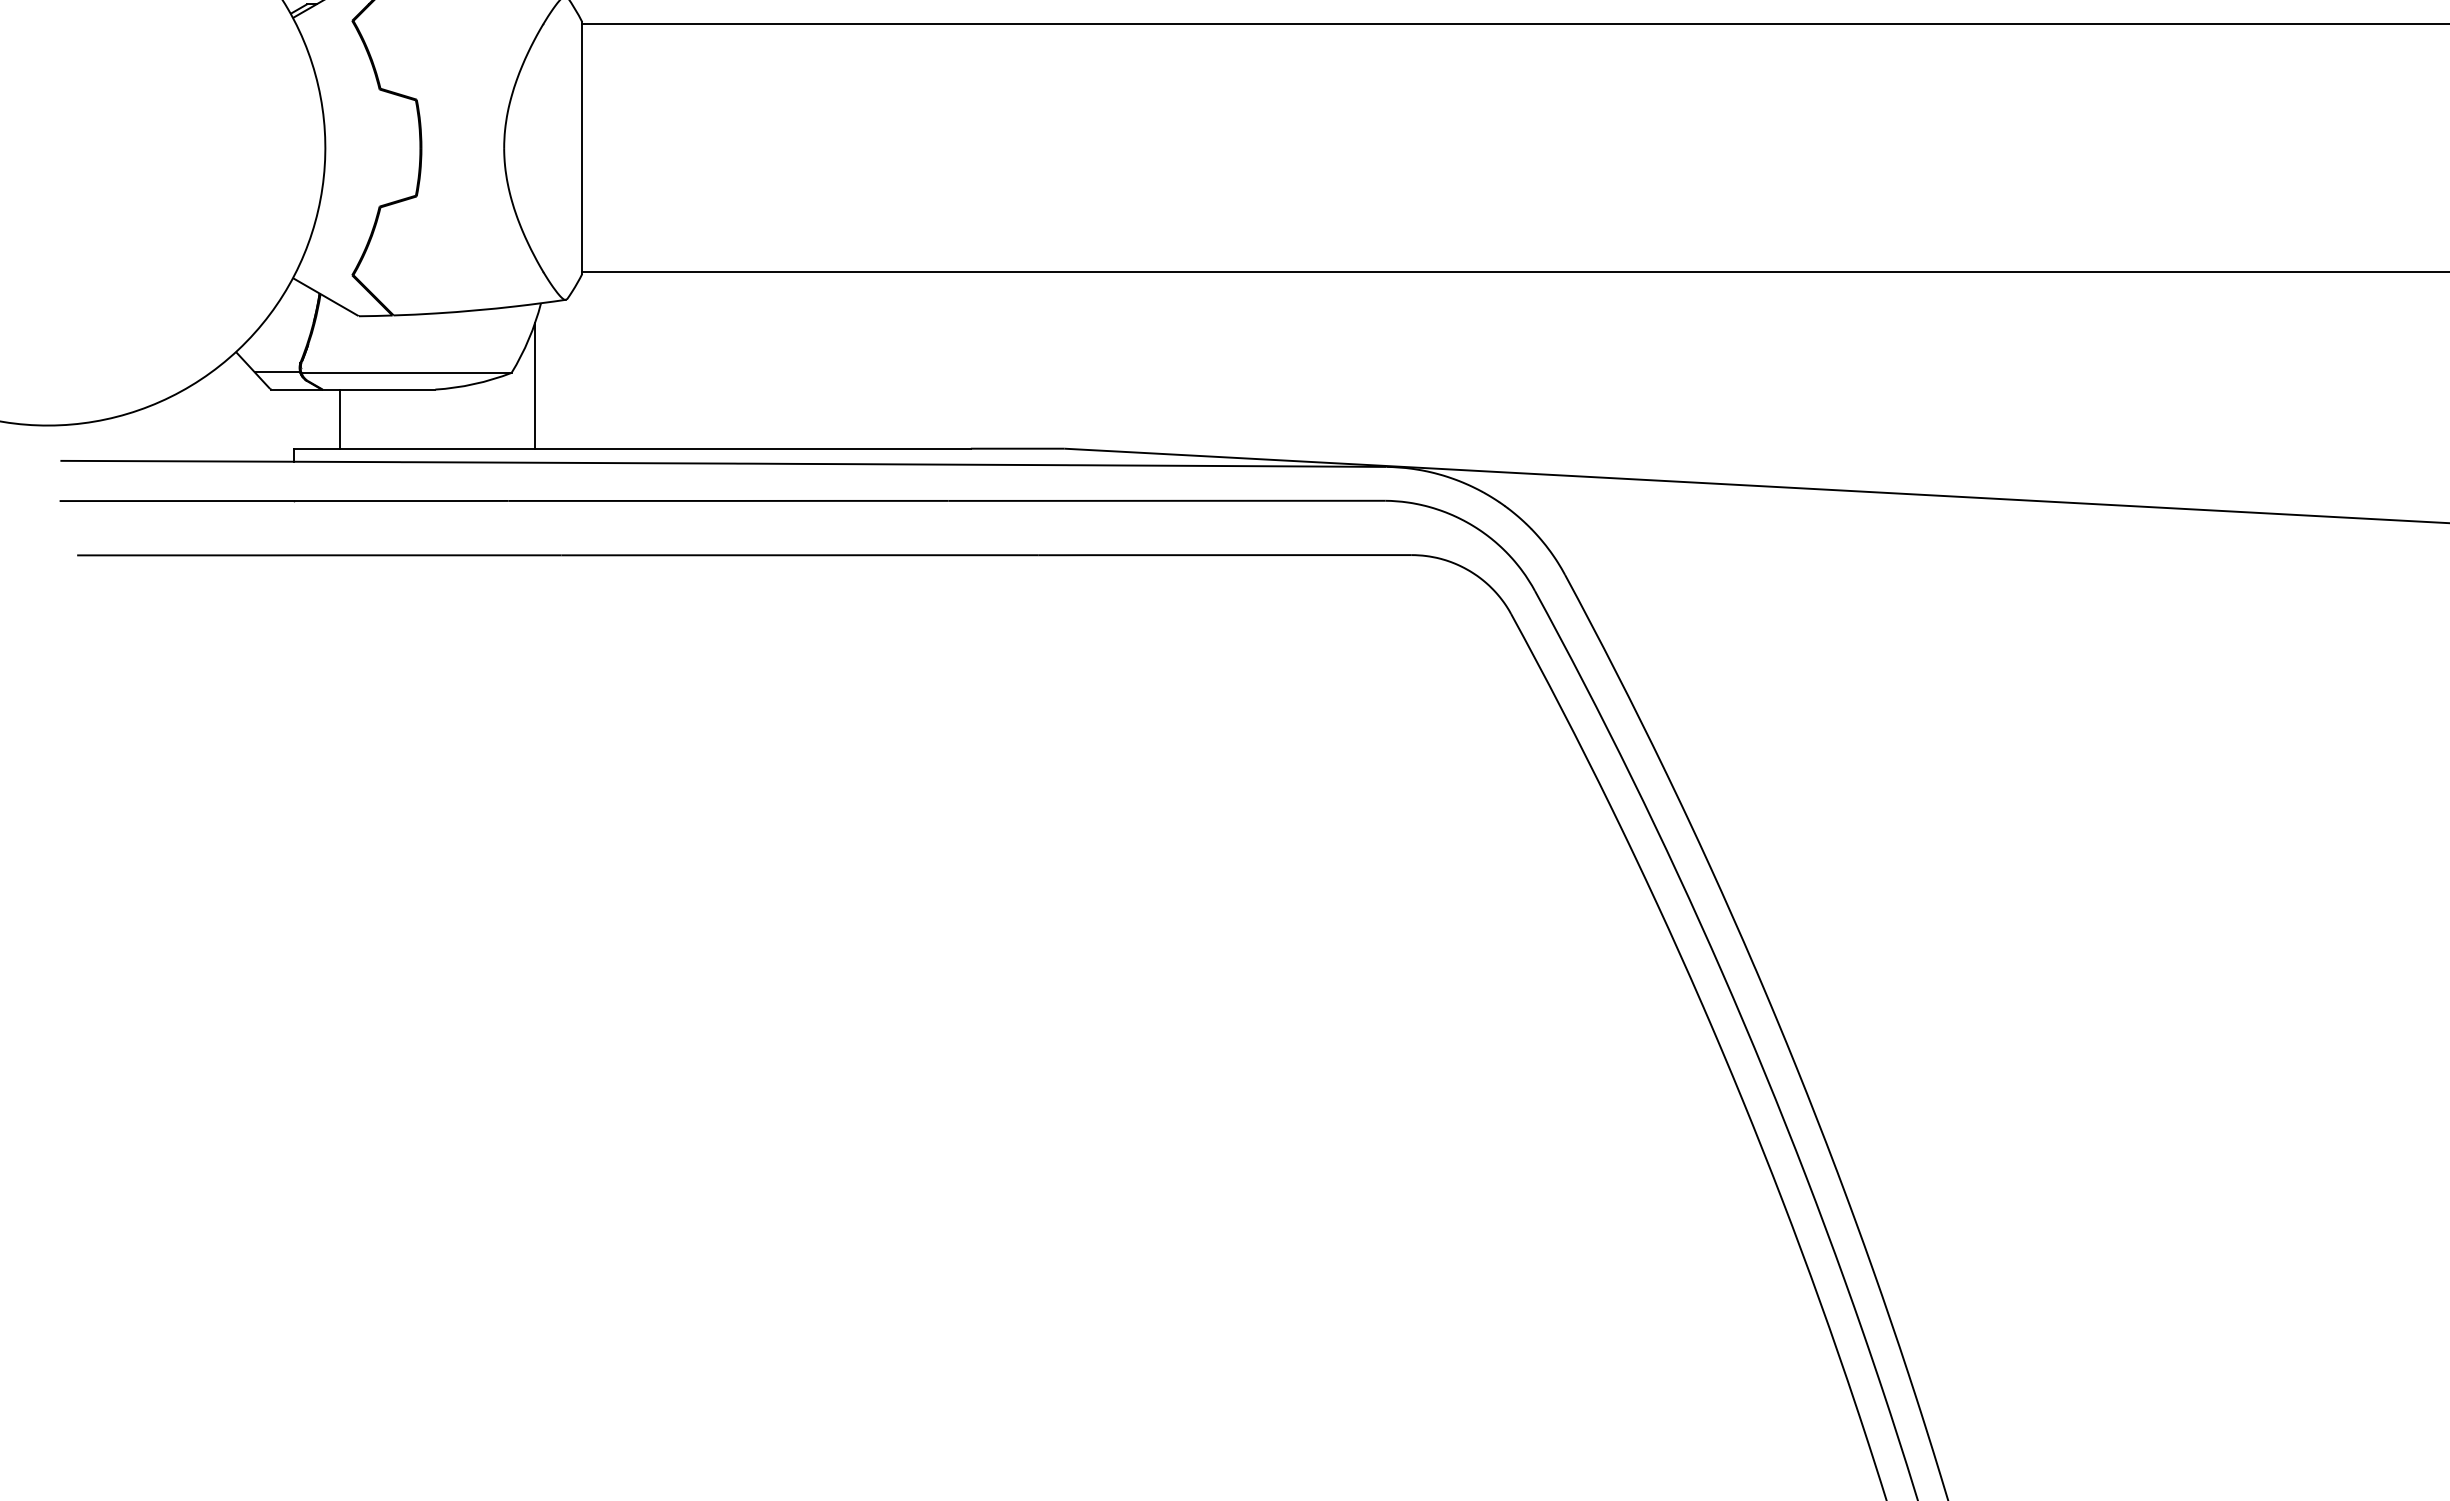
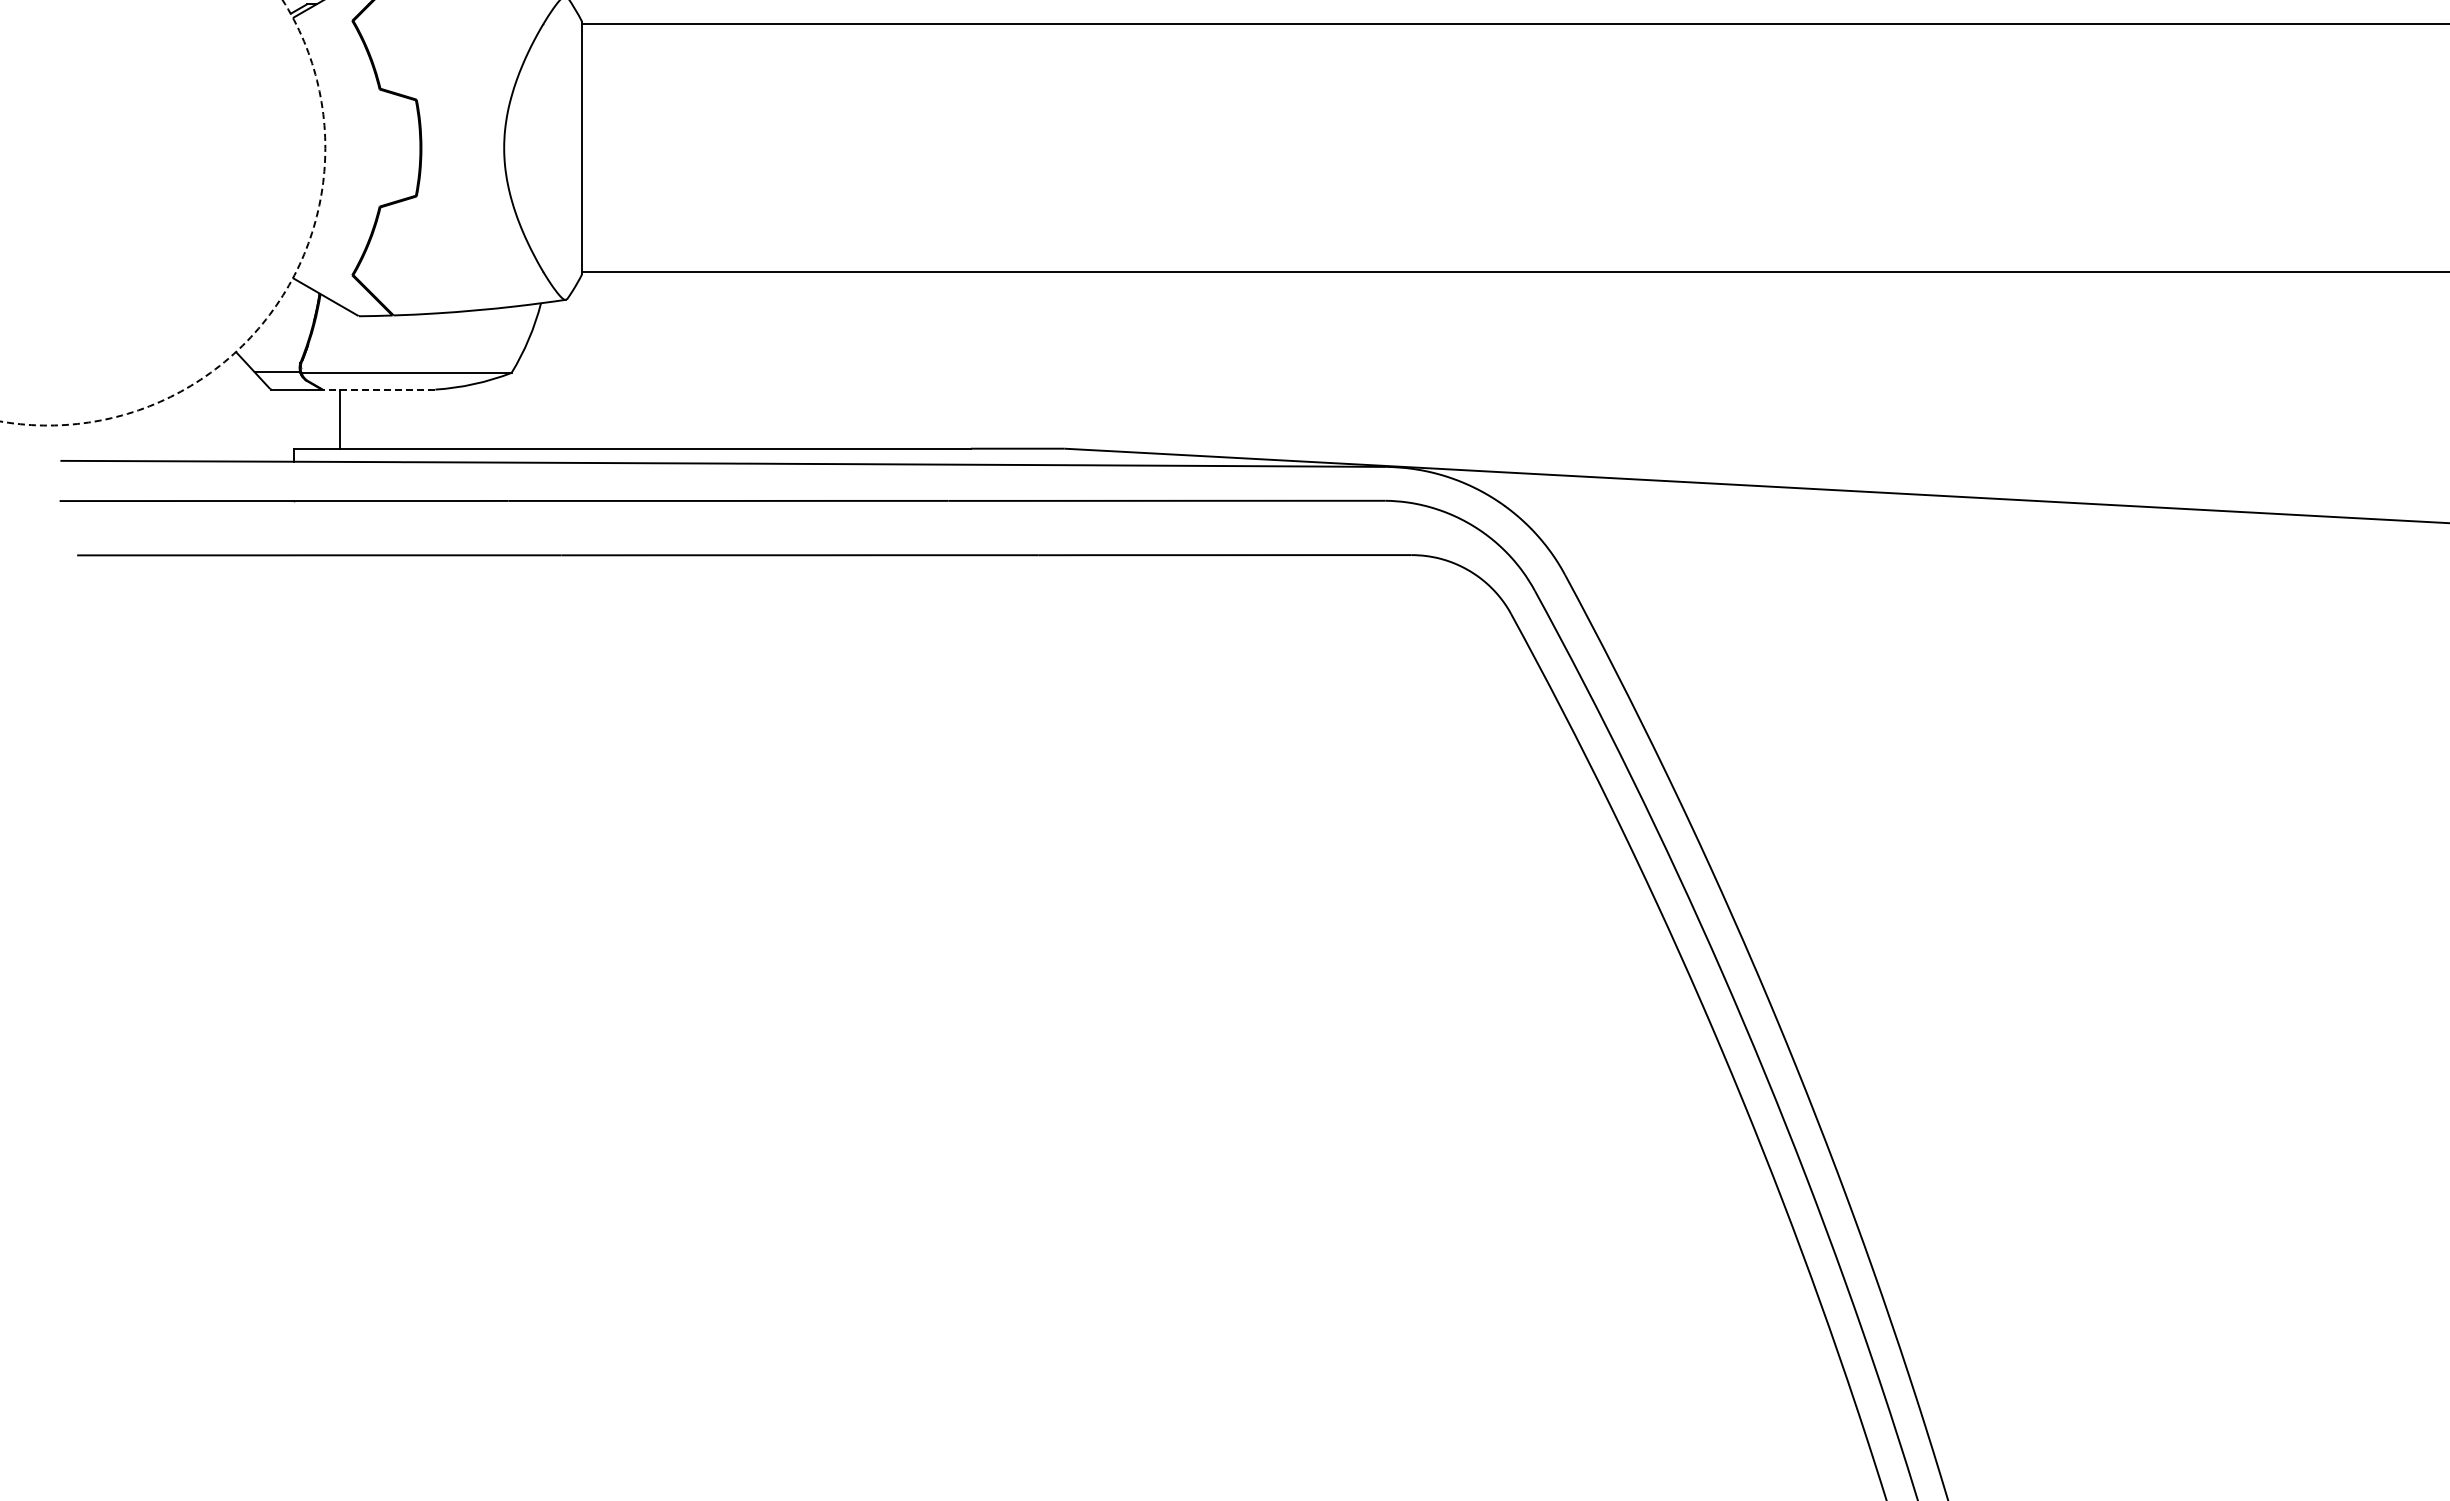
arc: solid -> dashed (278, 302)
line: present -> none (535, 385)
line: solid -> dashed (378, 389)
